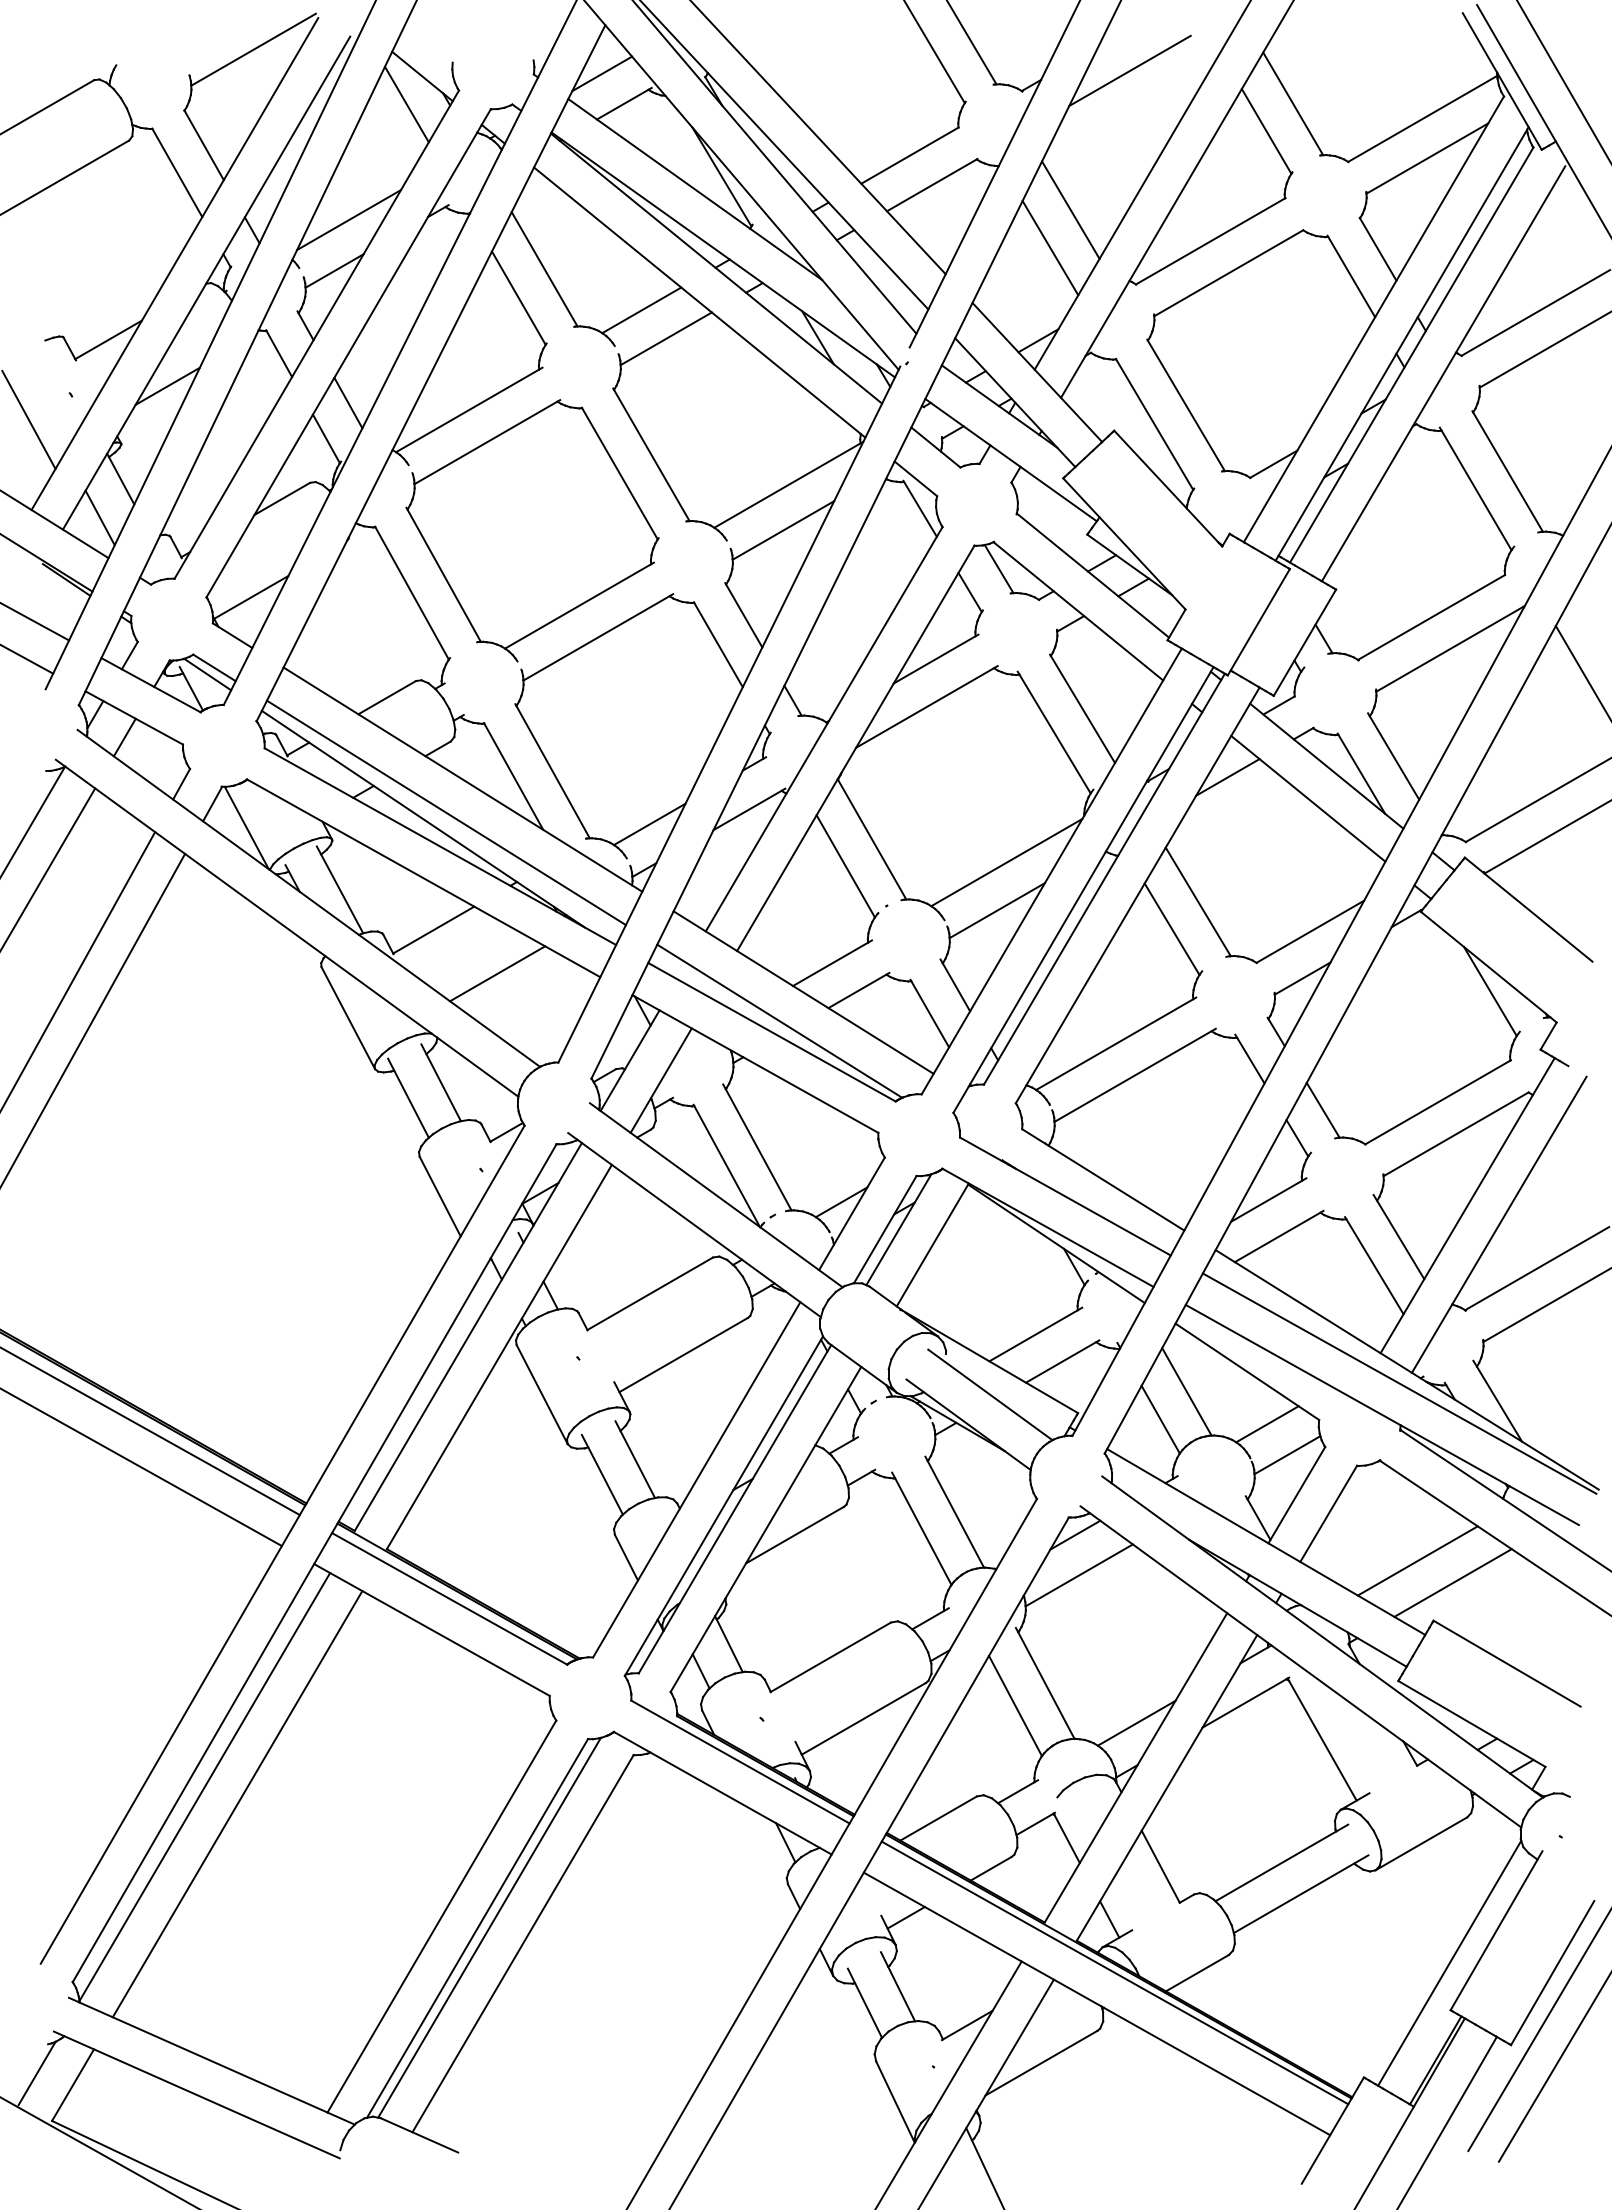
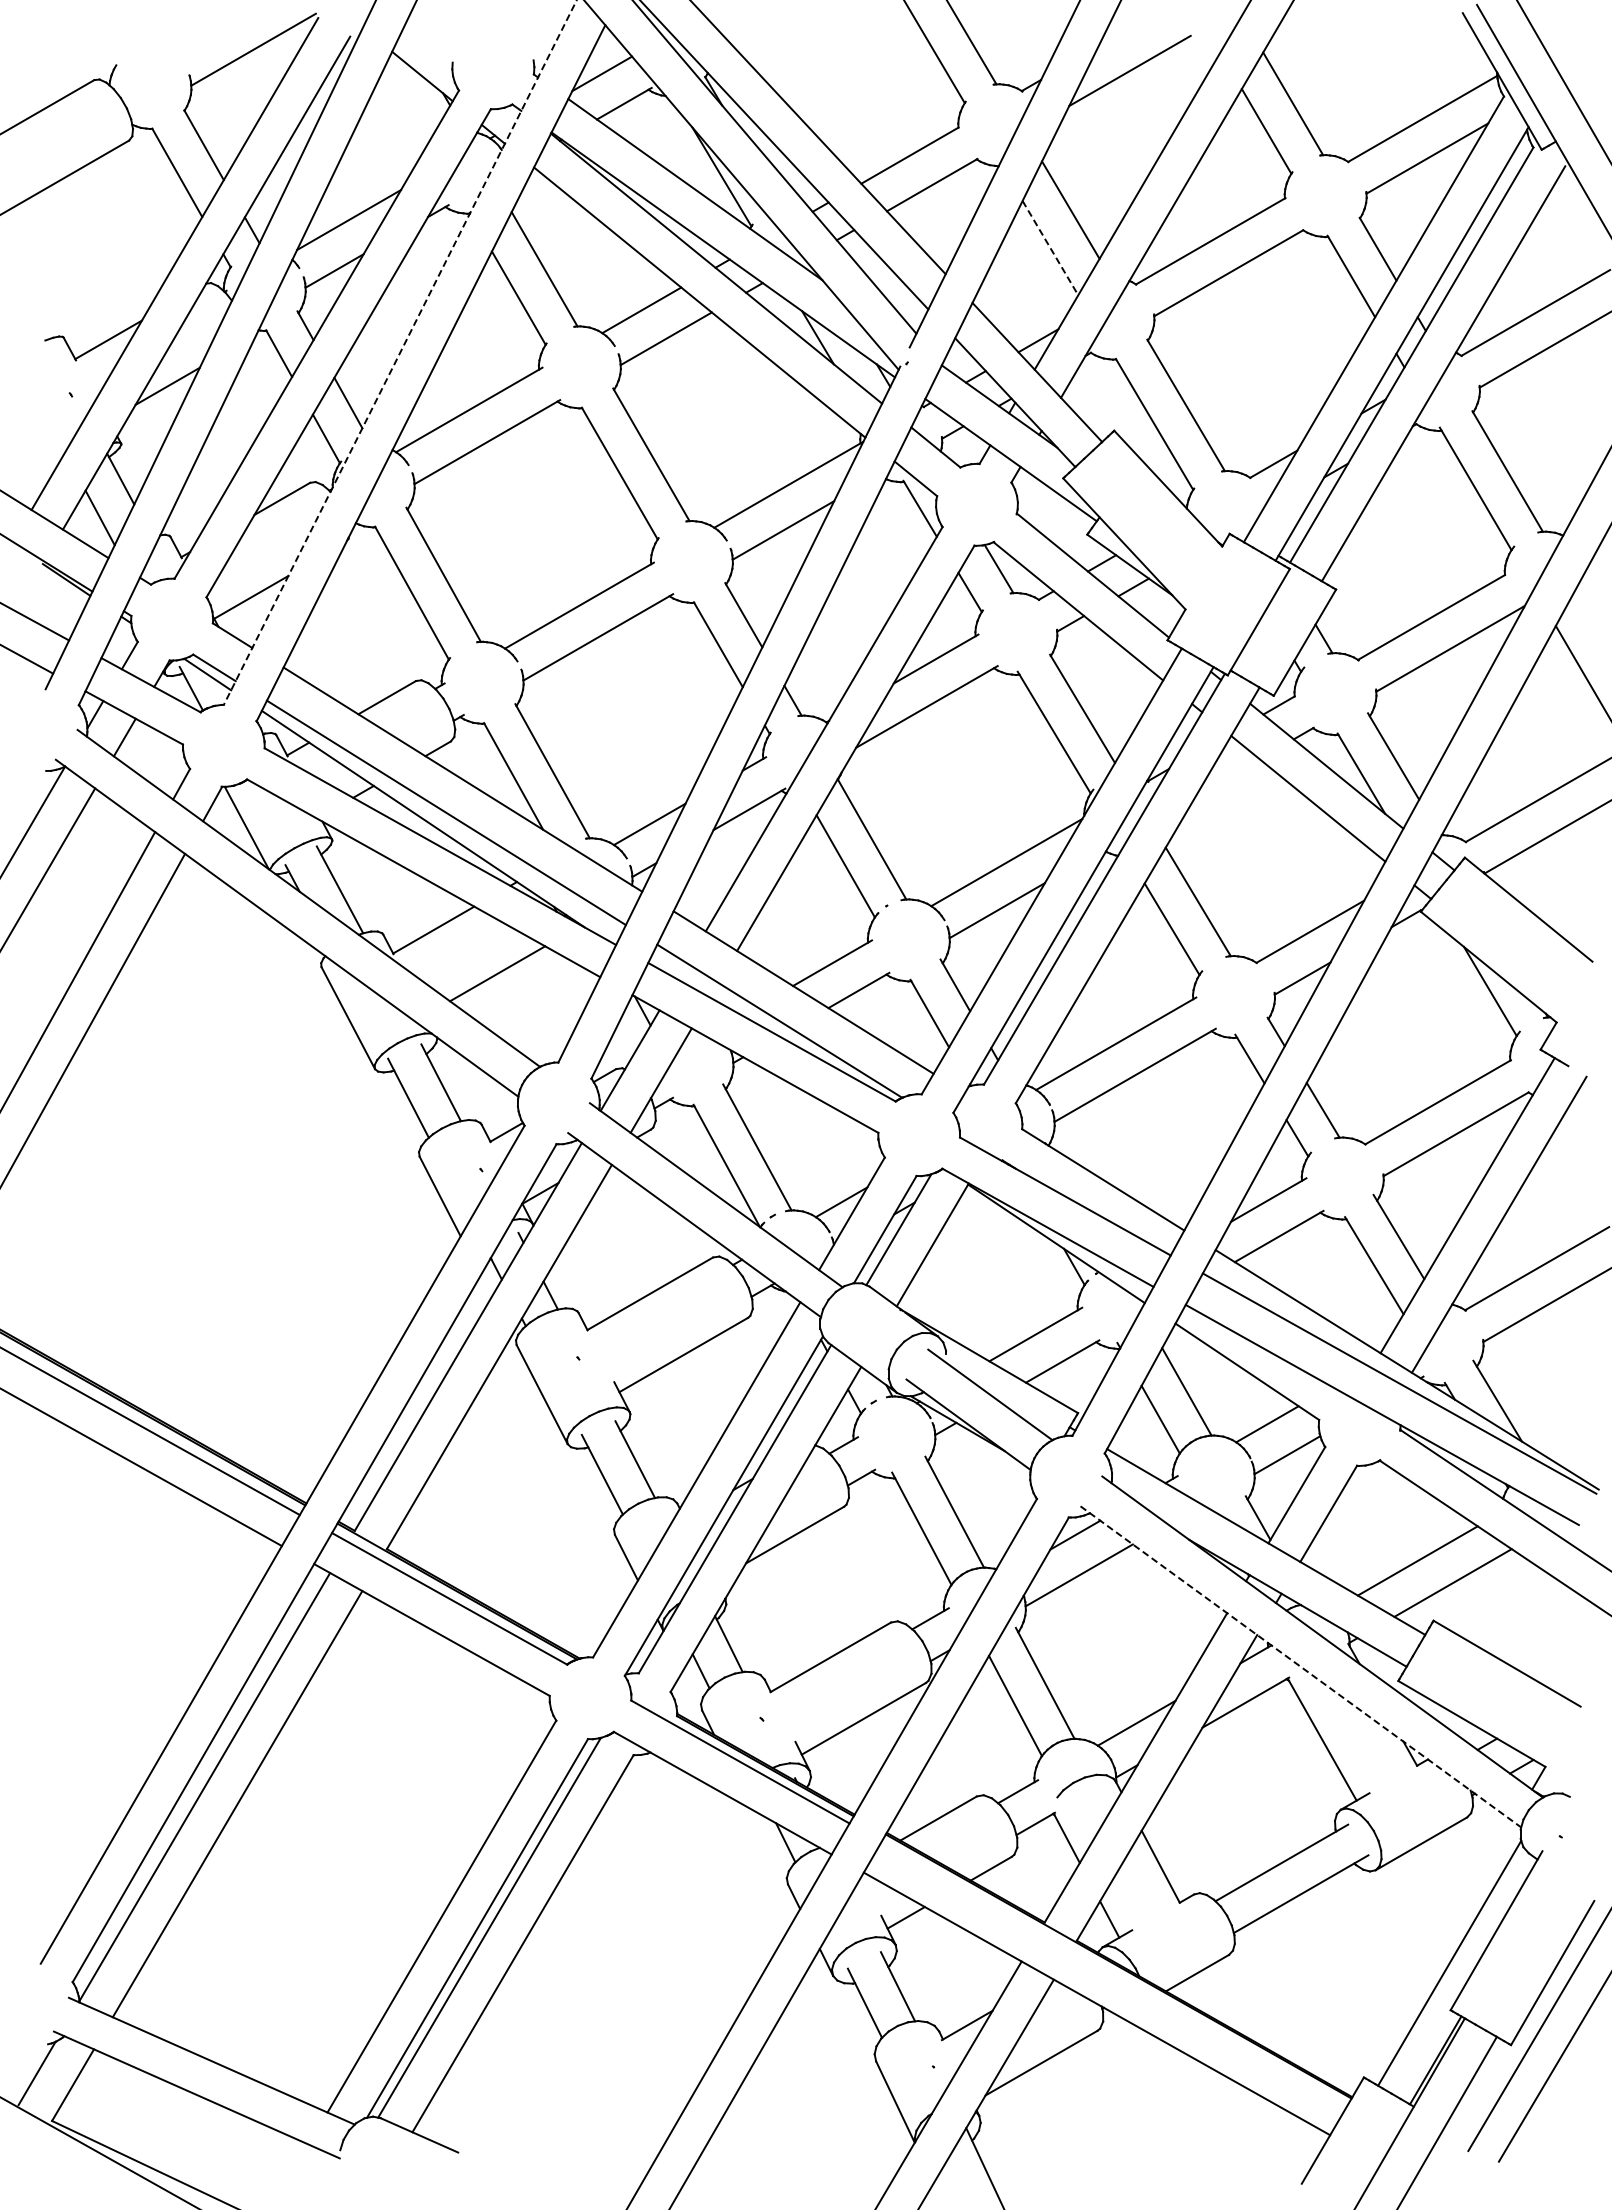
line: present -> none (406, 104)
line: solid -> dashed (1050, 248)
line: solid -> dashed (400, 353)
line: present -> none (28, 419)
line: present -> none (1227, 777)
line: solid -> dashed (1300, 1666)
line: present -> none (1114, 1972)
